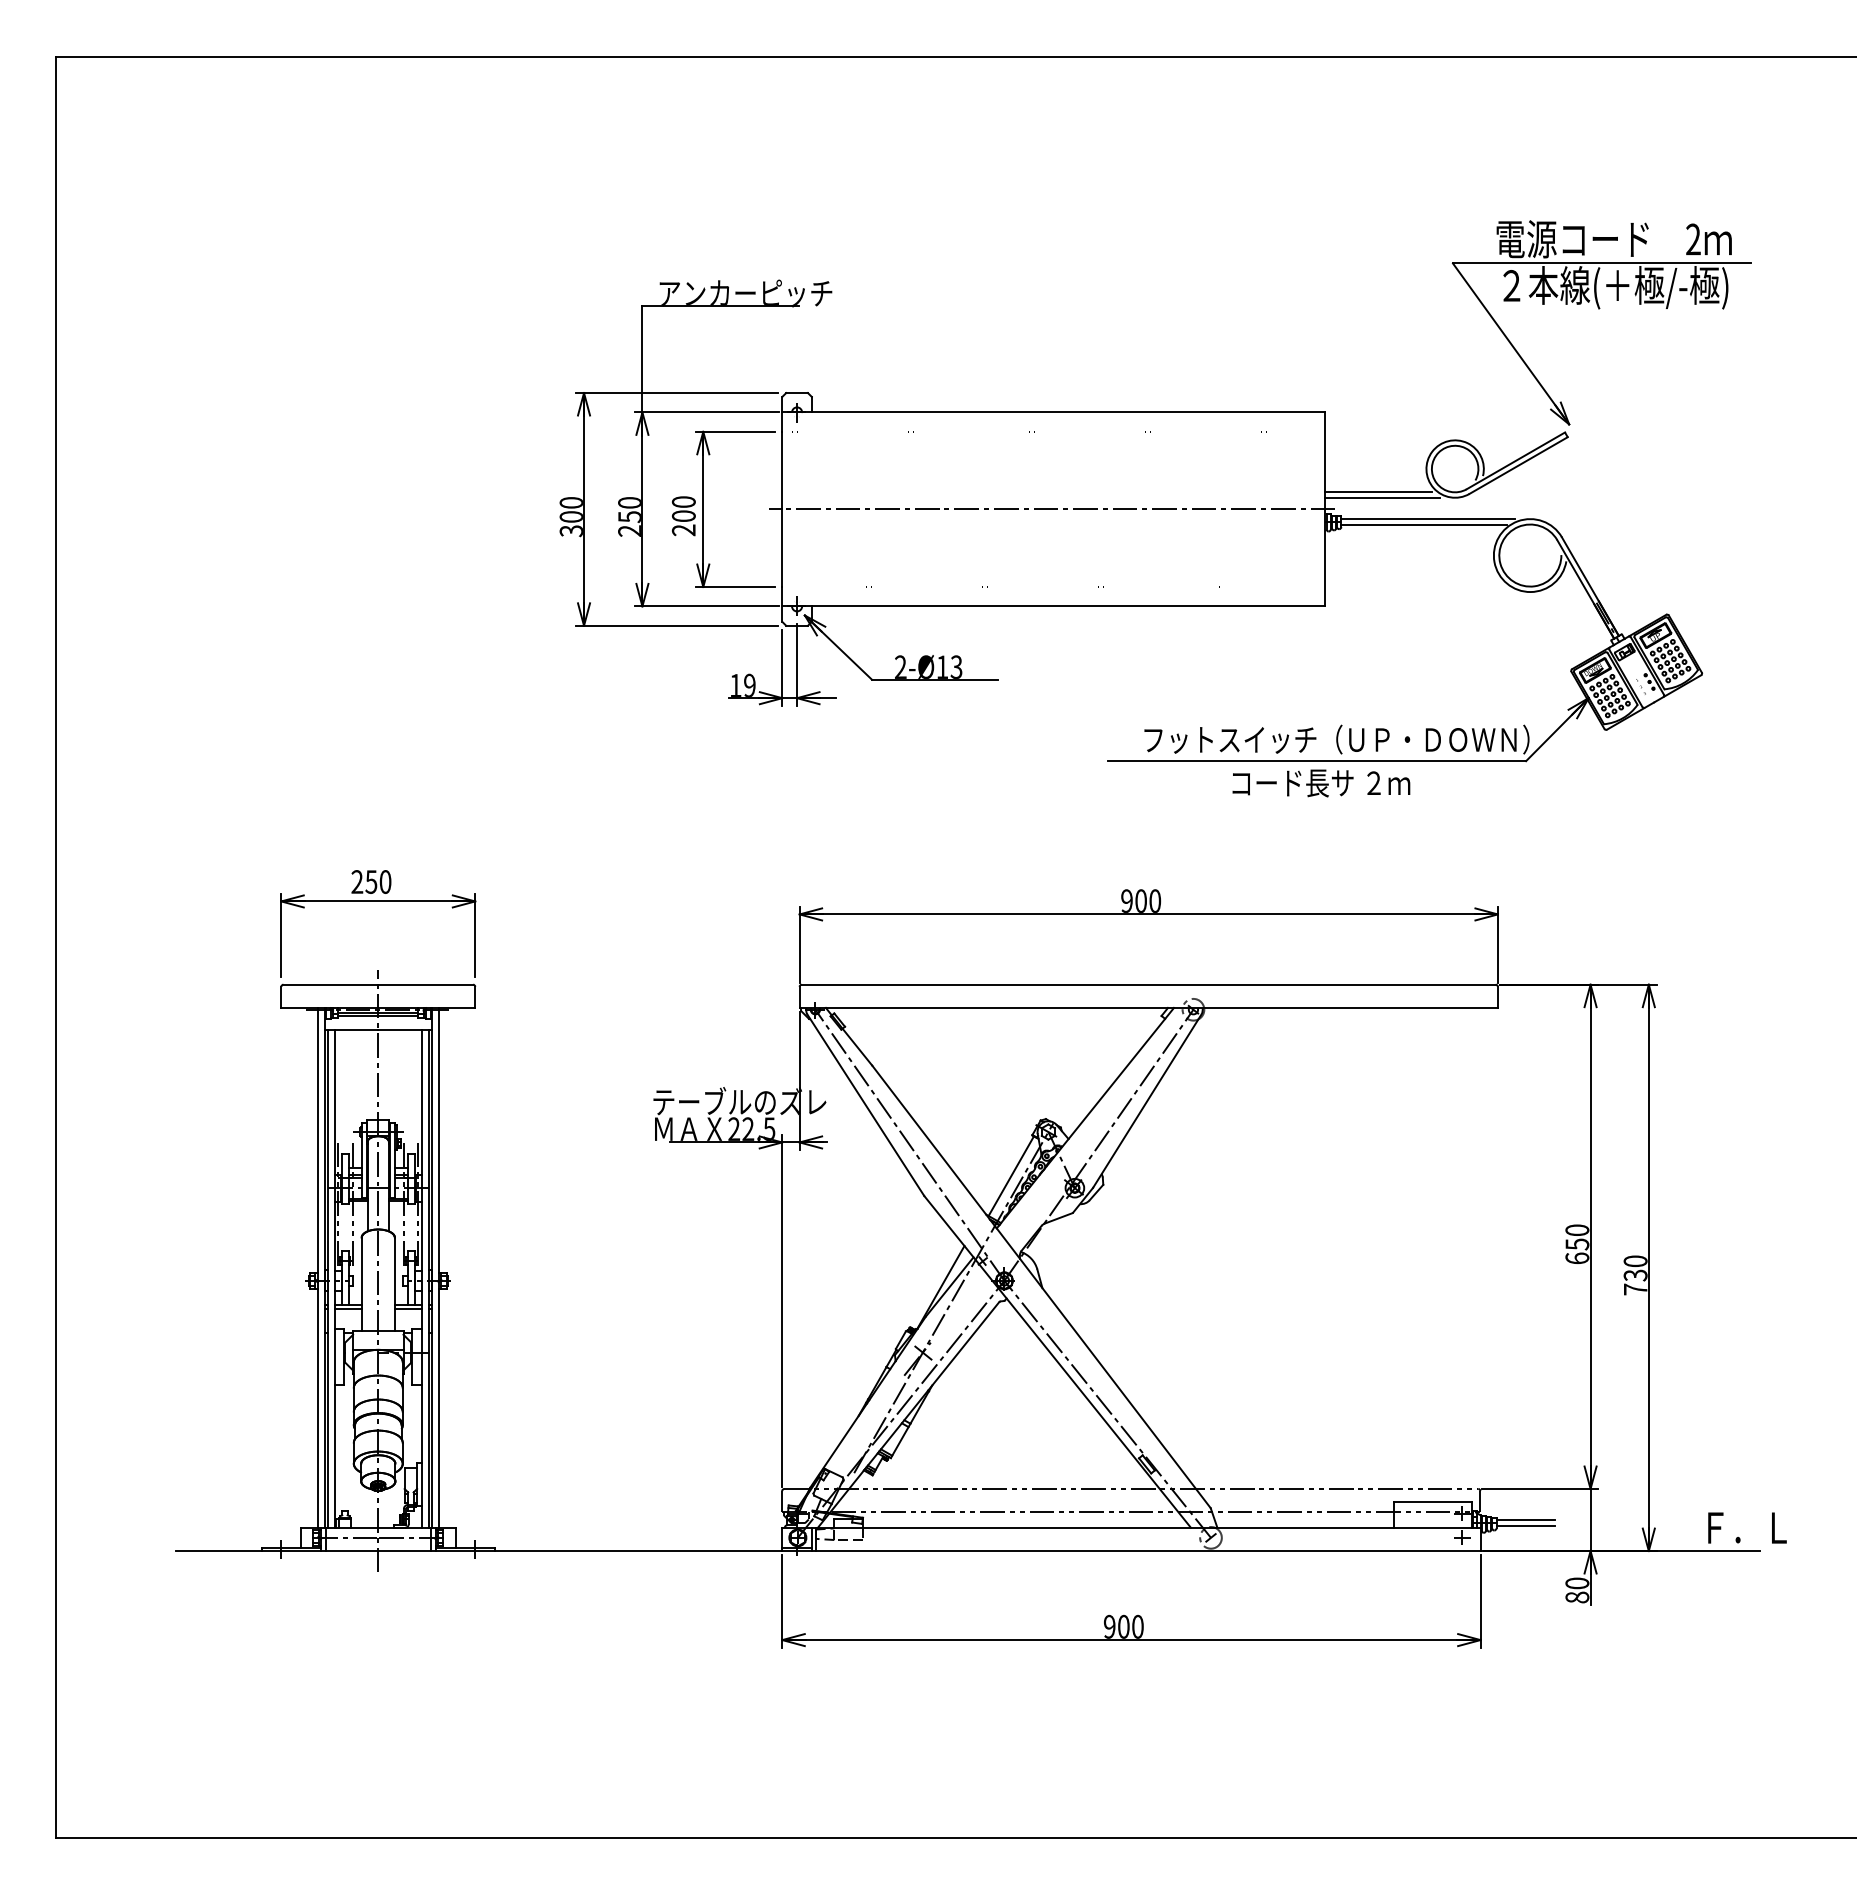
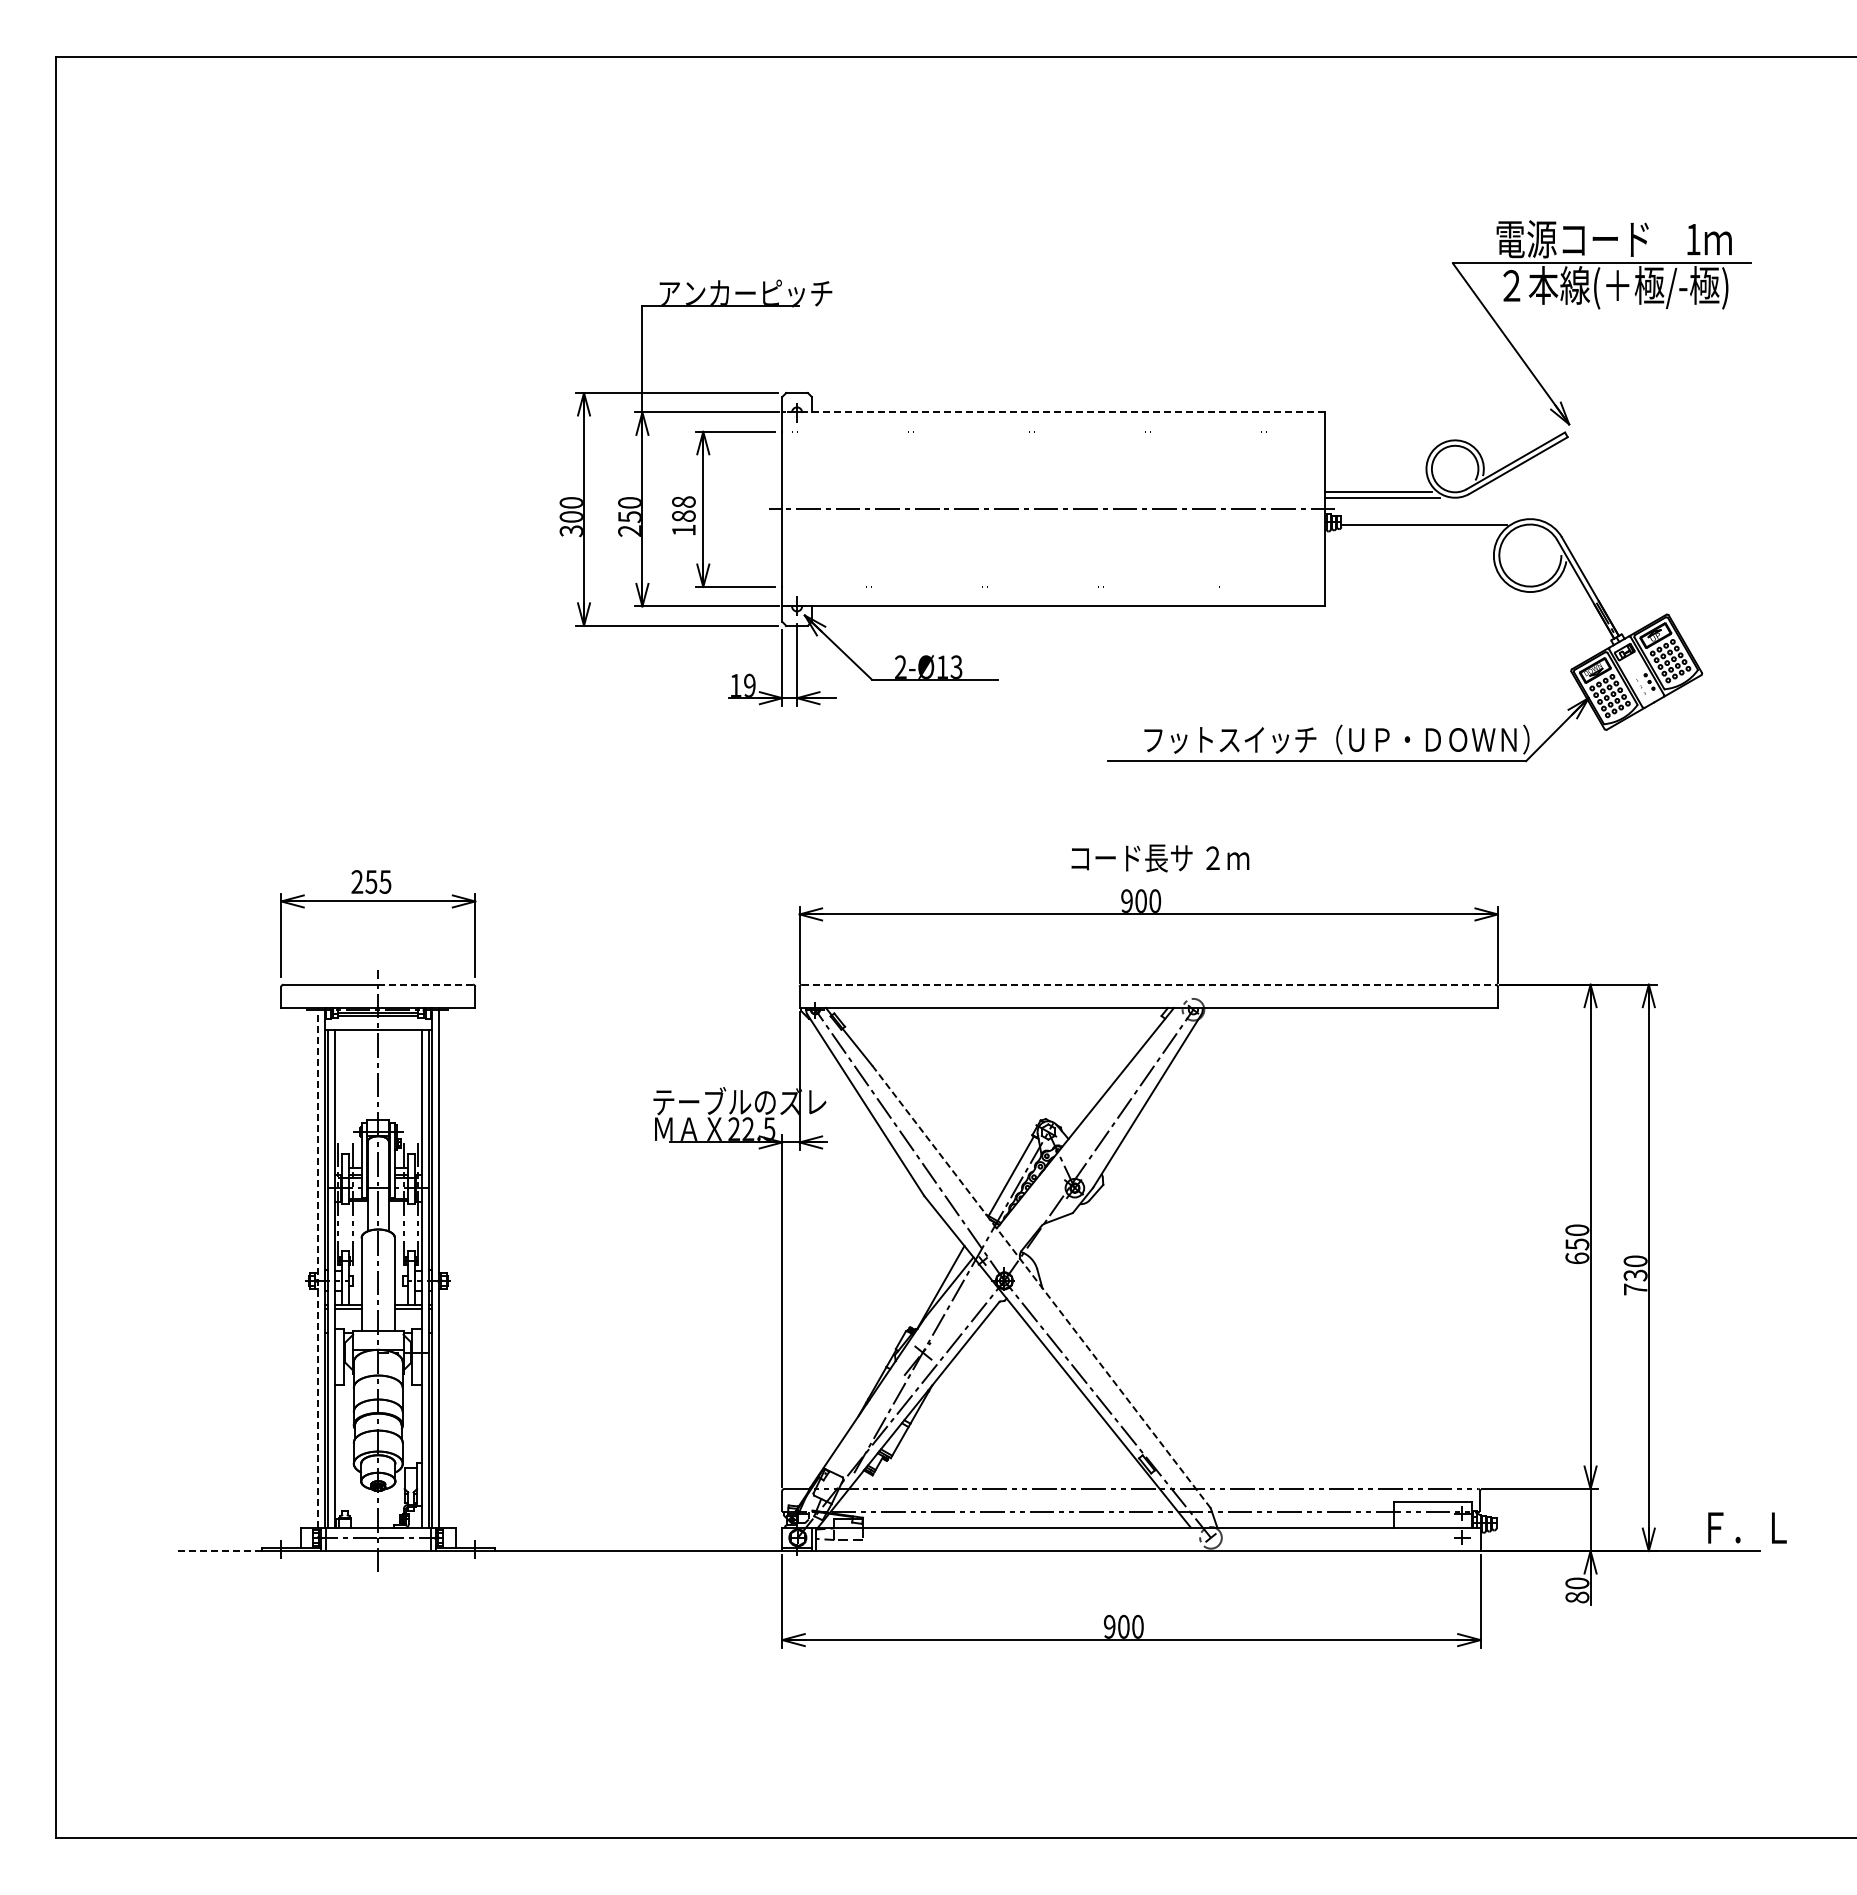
text: 2 -> 1 (1693, 238)
line: solid -> dashed (1053, 412)
text: 200 -> 188 (683, 516)
line: present -> none (1428, 519)
text position: (1321, 783) -> (1160, 858) (1160, 858)
text: 250 -> 255 (385, 881)
line: solid -> dashed (426, 984)
line: solid -> dashed (1148, 984)
line: solid -> dashed (317, 1267)
line: solid -> dashed (1041, 1286)
line: present -> none (1525, 1520)
line: present -> none (1525, 1525)
line: solid -> dashed (219, 1551)
